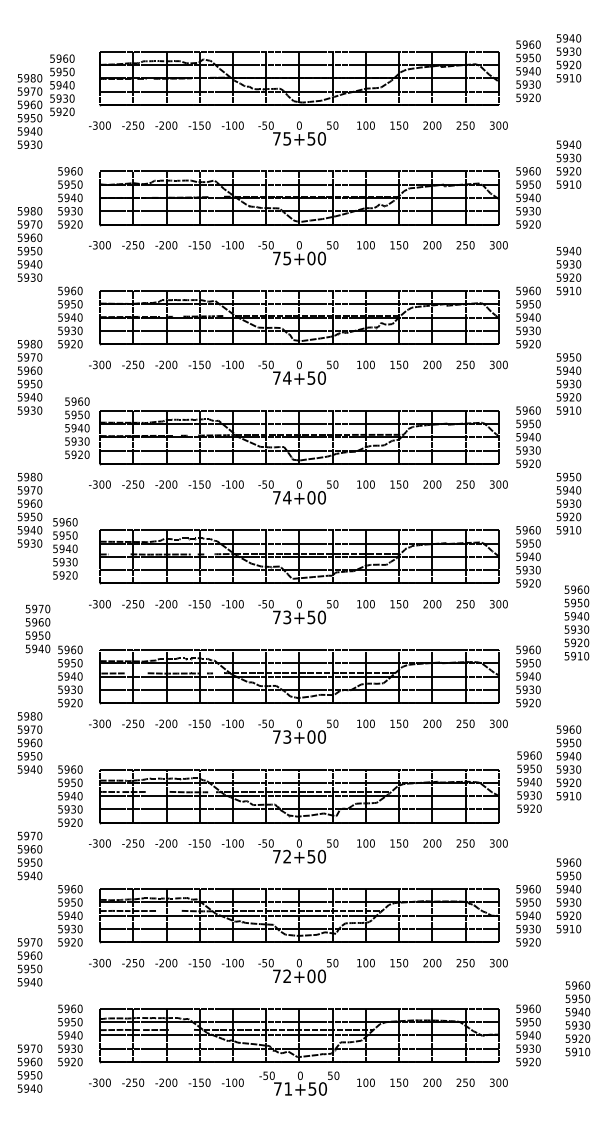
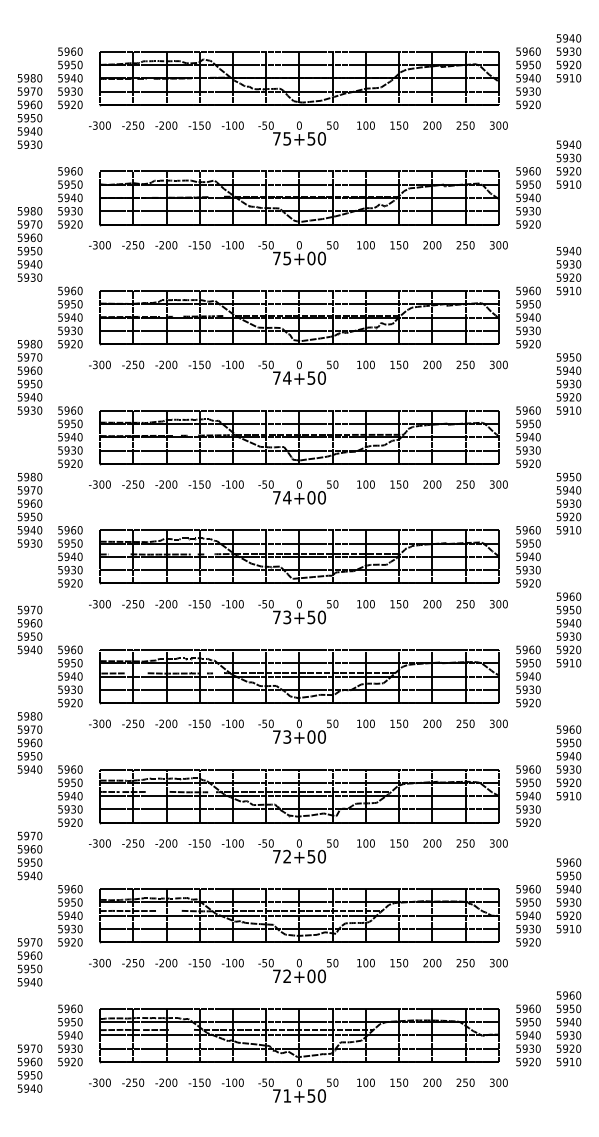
text position: (528, 71) -> (528, 78) (528, 78)
text position: (62, 85) -> (70, 78) (70, 78)
text position: (77, 427) -> (70, 436) (70, 436)
text position: (65, 548) -> (70, 556) (70, 556)
text position: (576, 622) -> (568, 629) (568, 629)
text position: (37, 628) -> (29, 629) (29, 629)
text position: (529, 781) -> (528, 795) (528, 795)
text position: (577, 1018) -> (568, 1028) (568, 1028)
text position: (299, 1083) -> (298, 1090) (298, 1090)
